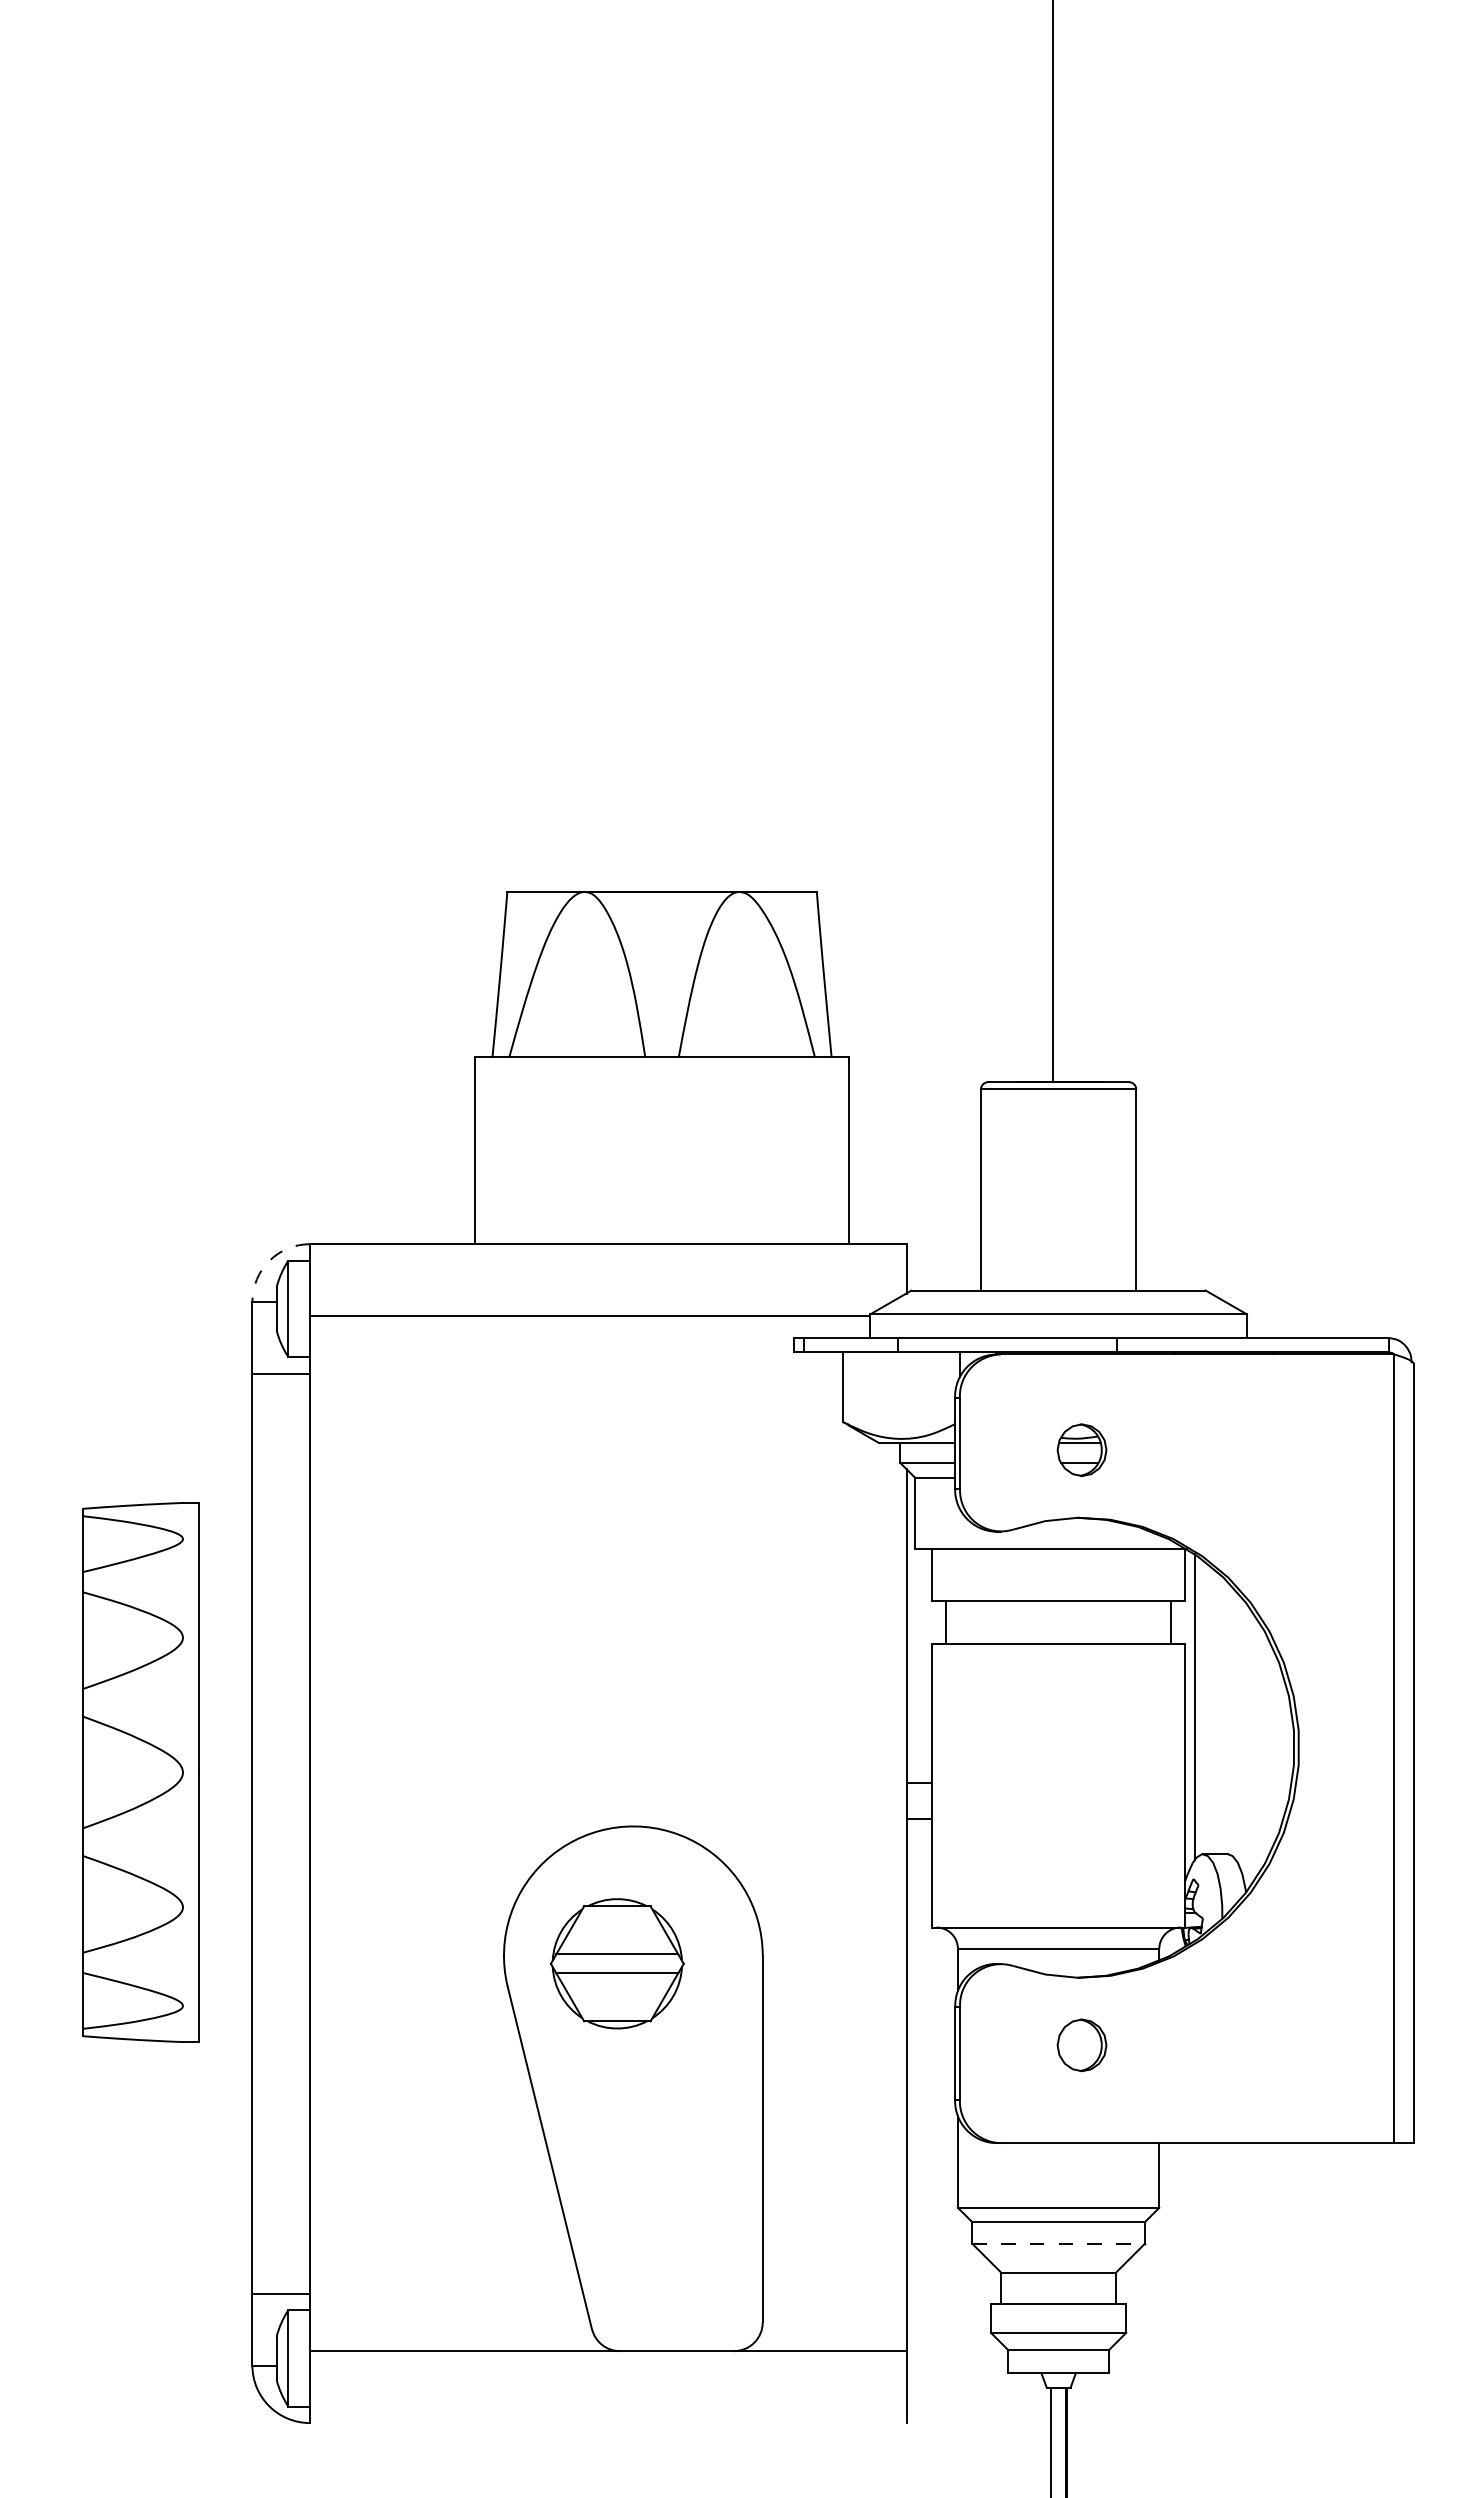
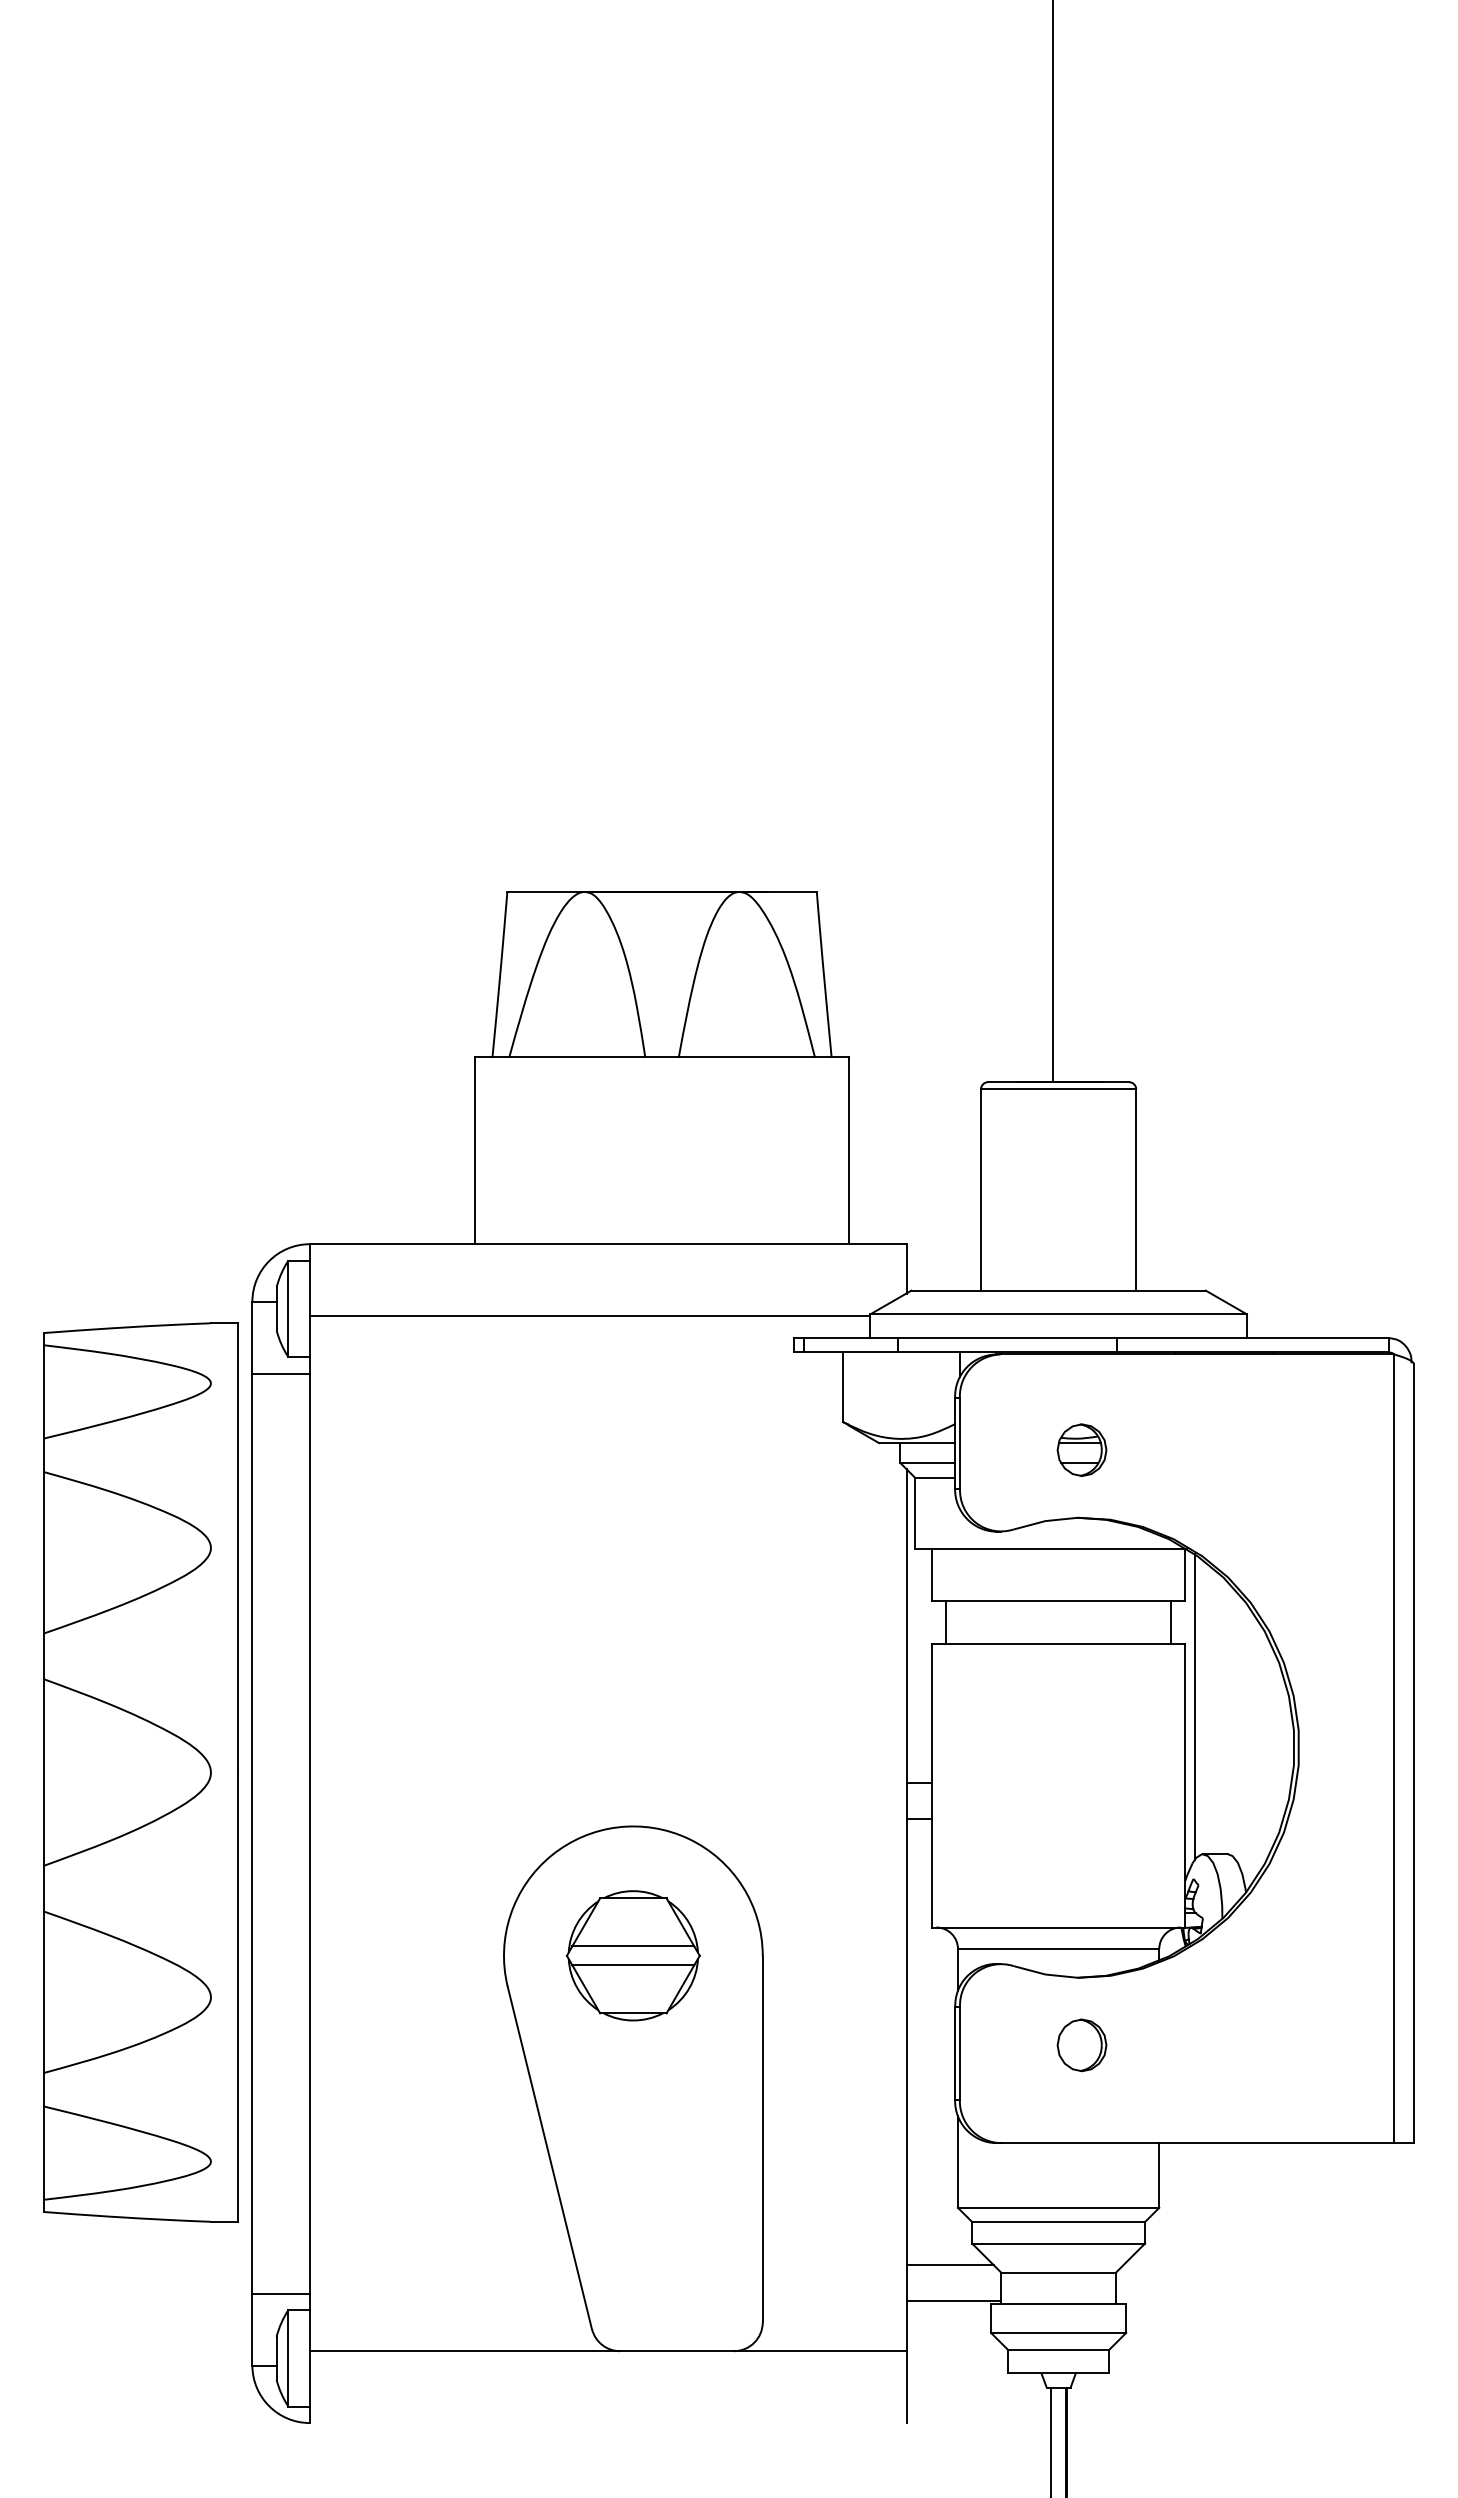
arc: dashed -> solid (269, 1261)
part size: 118x541 px -> 196x901 px (140, 1772)
part position: (616, 1963) -> (632, 1955) (632, 1955)
line: dashed -> solid (1059, 2243)
line: none -> present (949, 2264)
line: none -> present (953, 2300)
